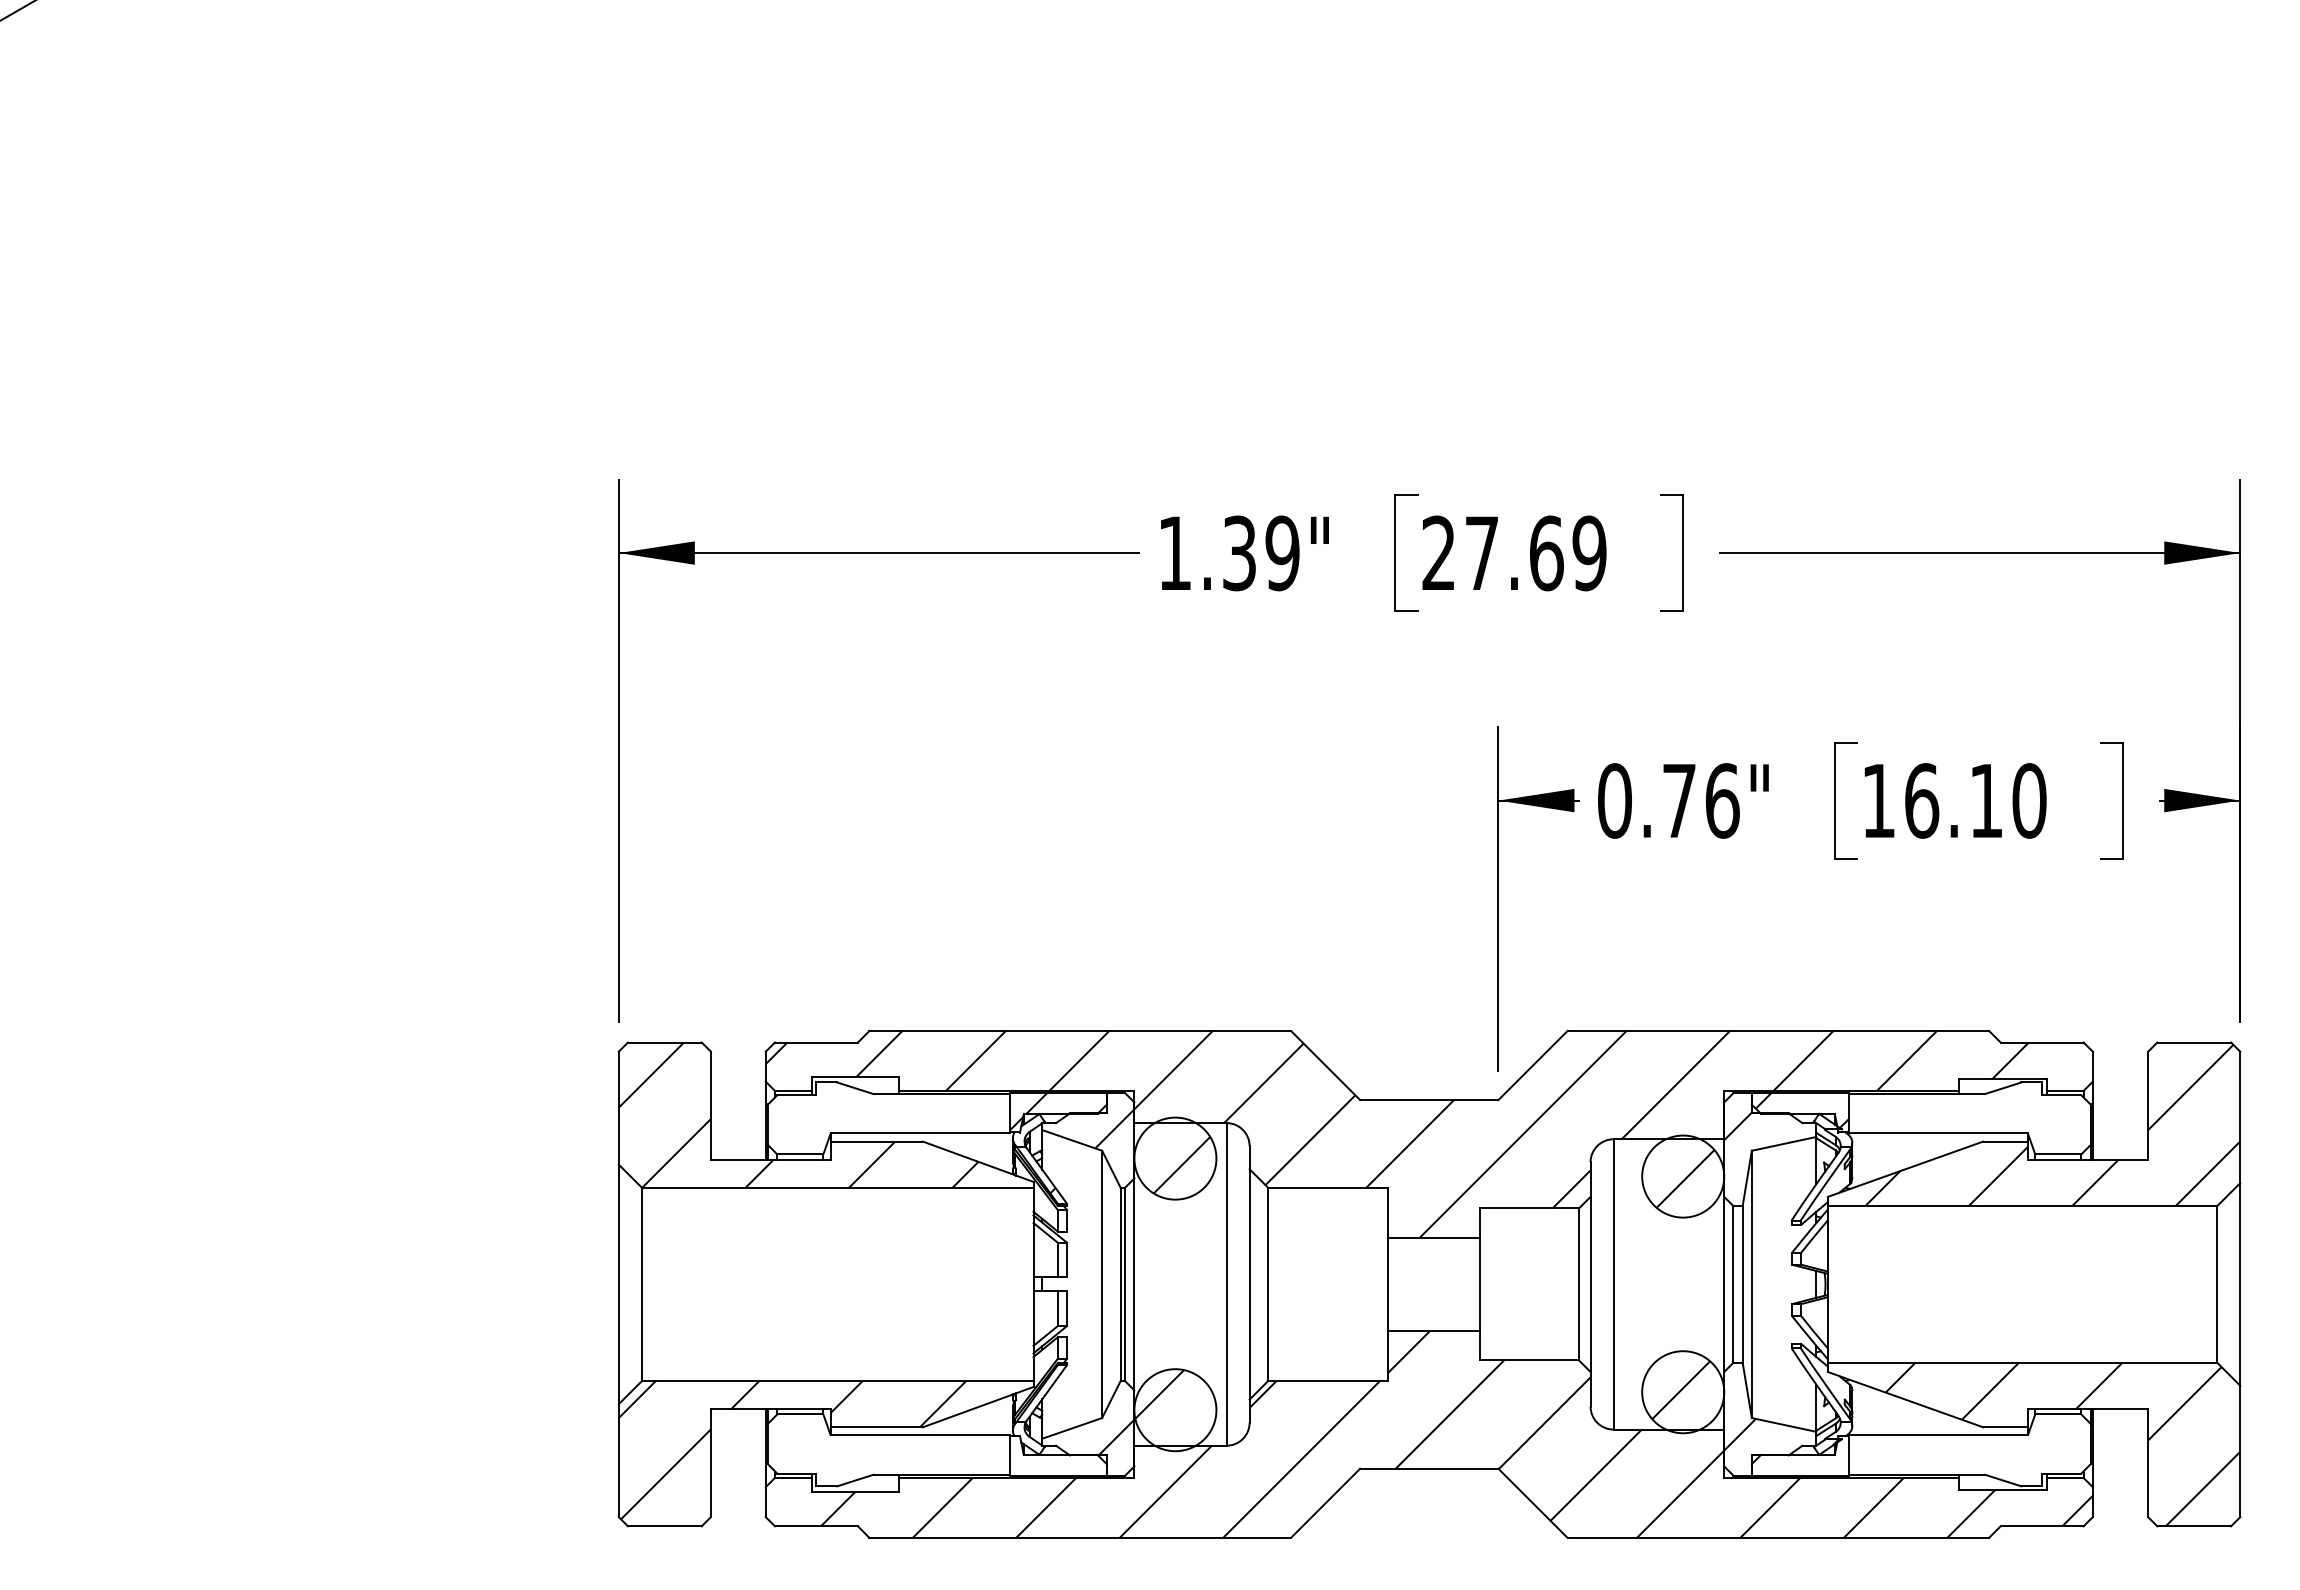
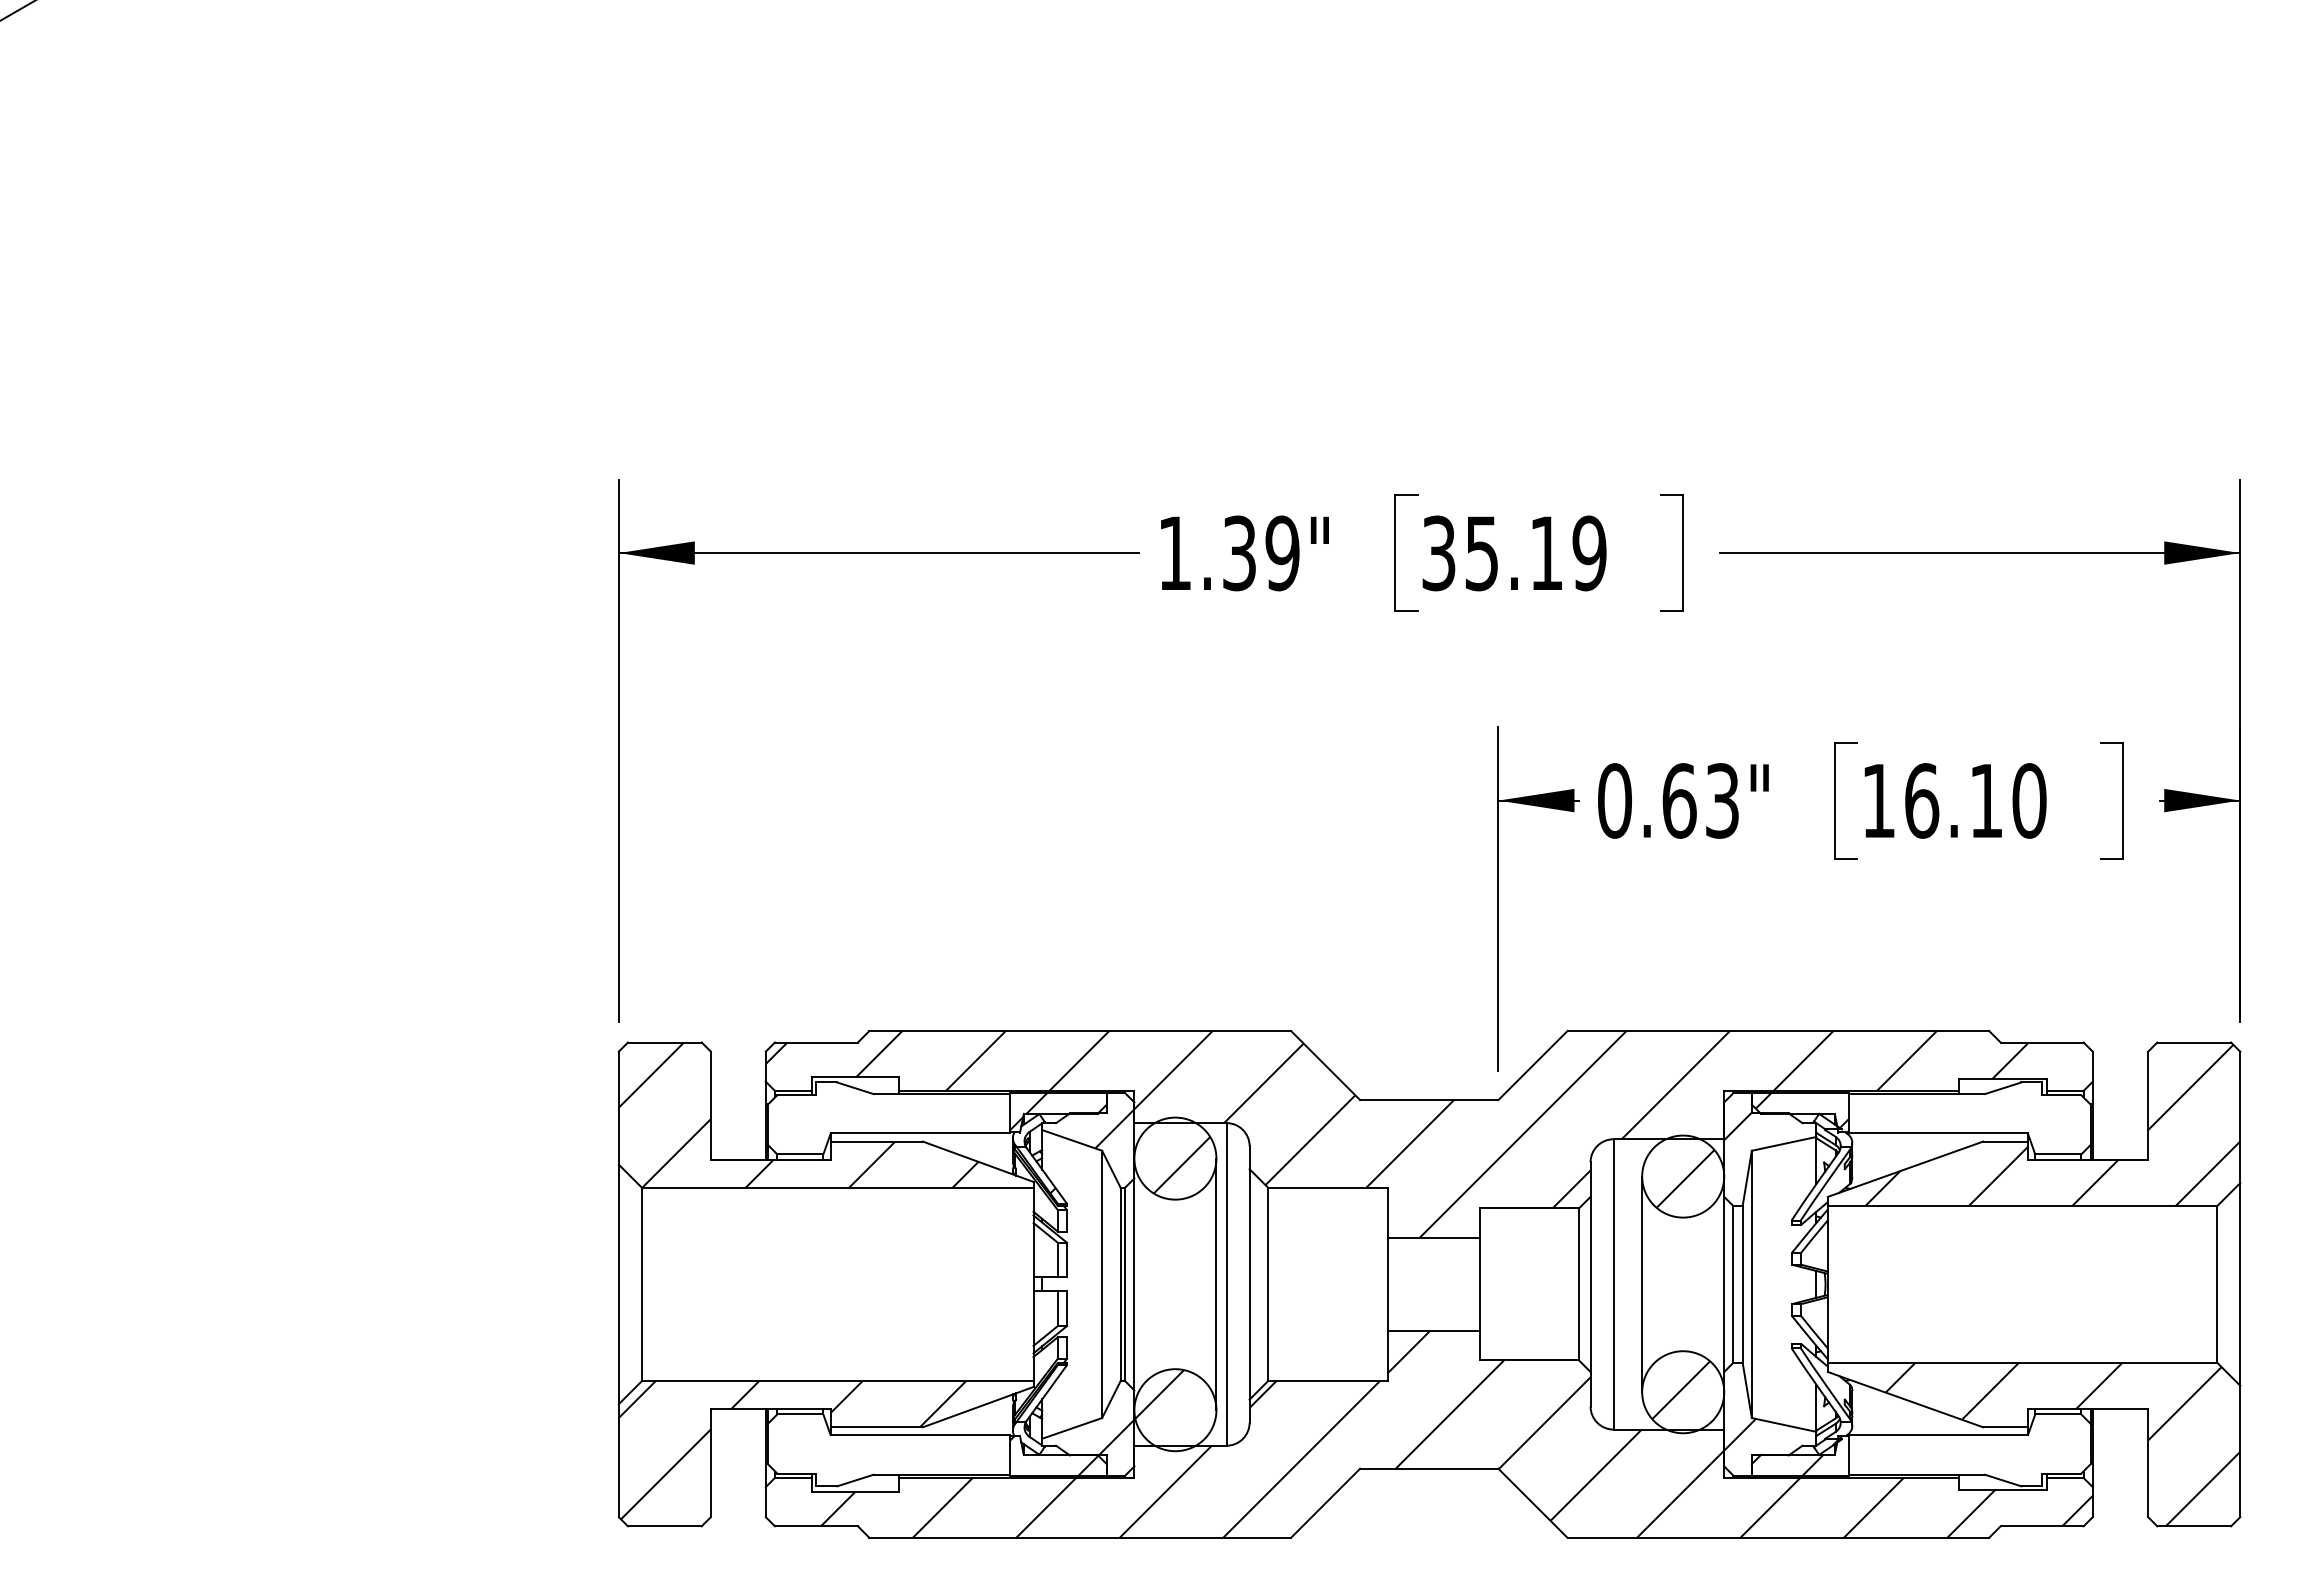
text: 27.69 -> 35.19 (1492, 553)
text: 0.76" -> 0.63" (1700, 800)
line: none -> present (1216, 1284)
line: none -> present (1642, 1284)
hatch: none -> present (1053, 1455)
hatch: none -> present (1821, 1455)
